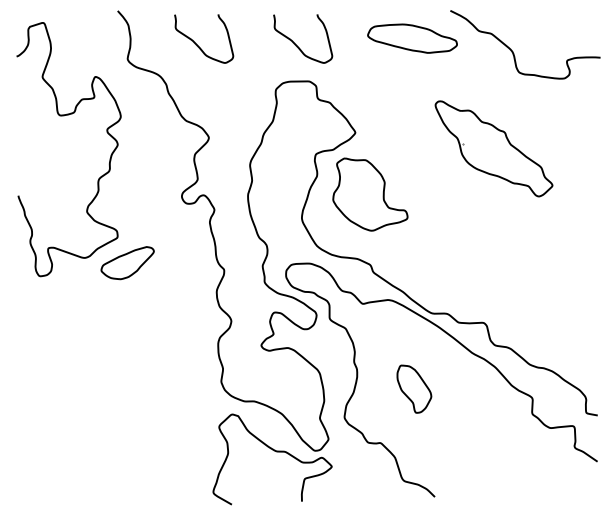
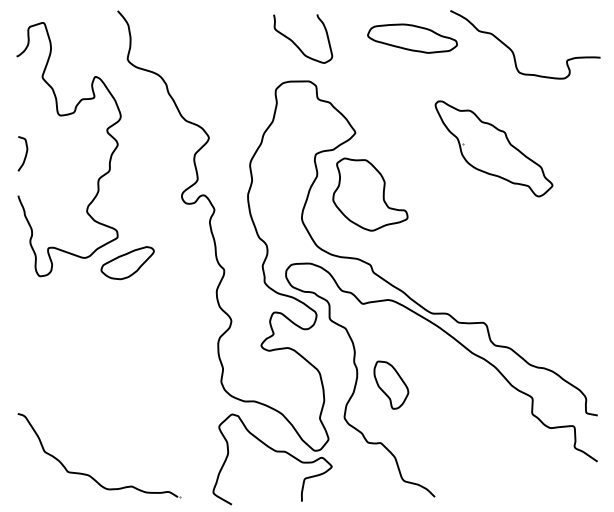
curve: present -> none (197, 44)
curve: none -> present (25, 153)
part position: (414, 388) -> (391, 384) (391, 384)
part: none -> present (89, 474)
